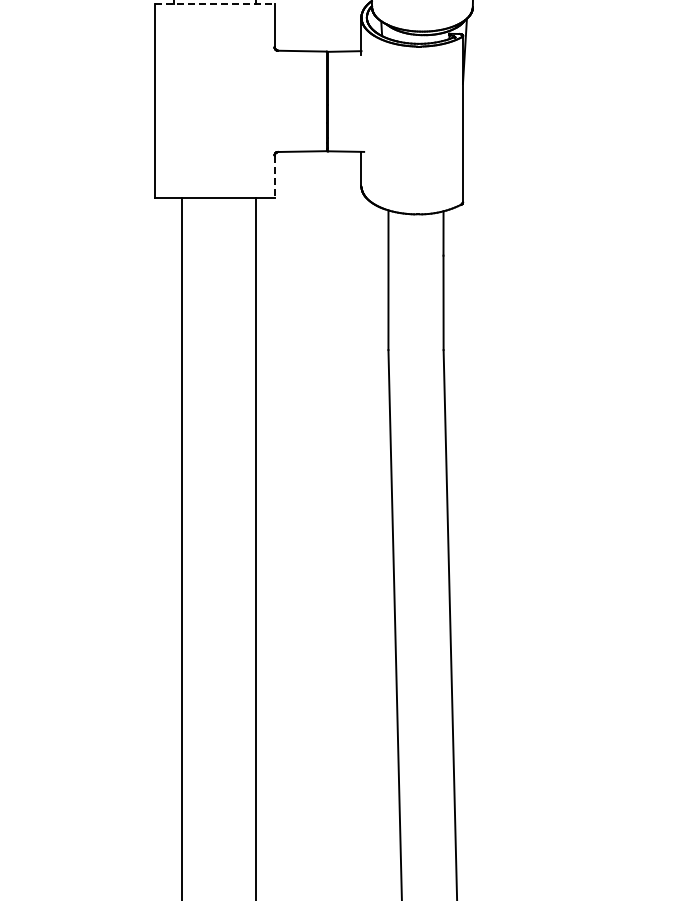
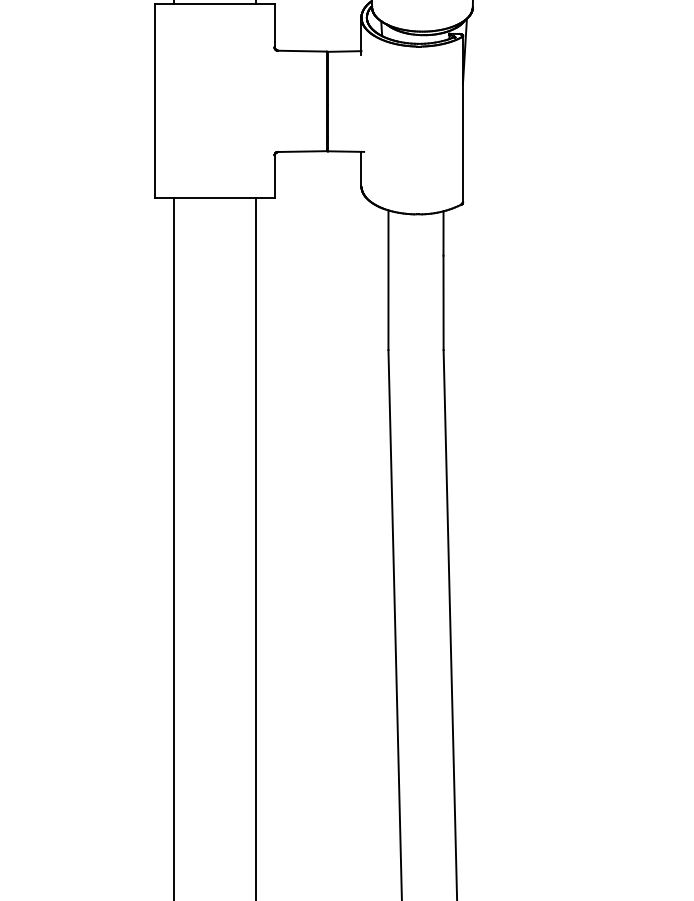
line: dashed -> solid (214, 4)
line: dashed -> solid (274, 177)
line position: (182, 547) -> (174, 547) (174, 547)
